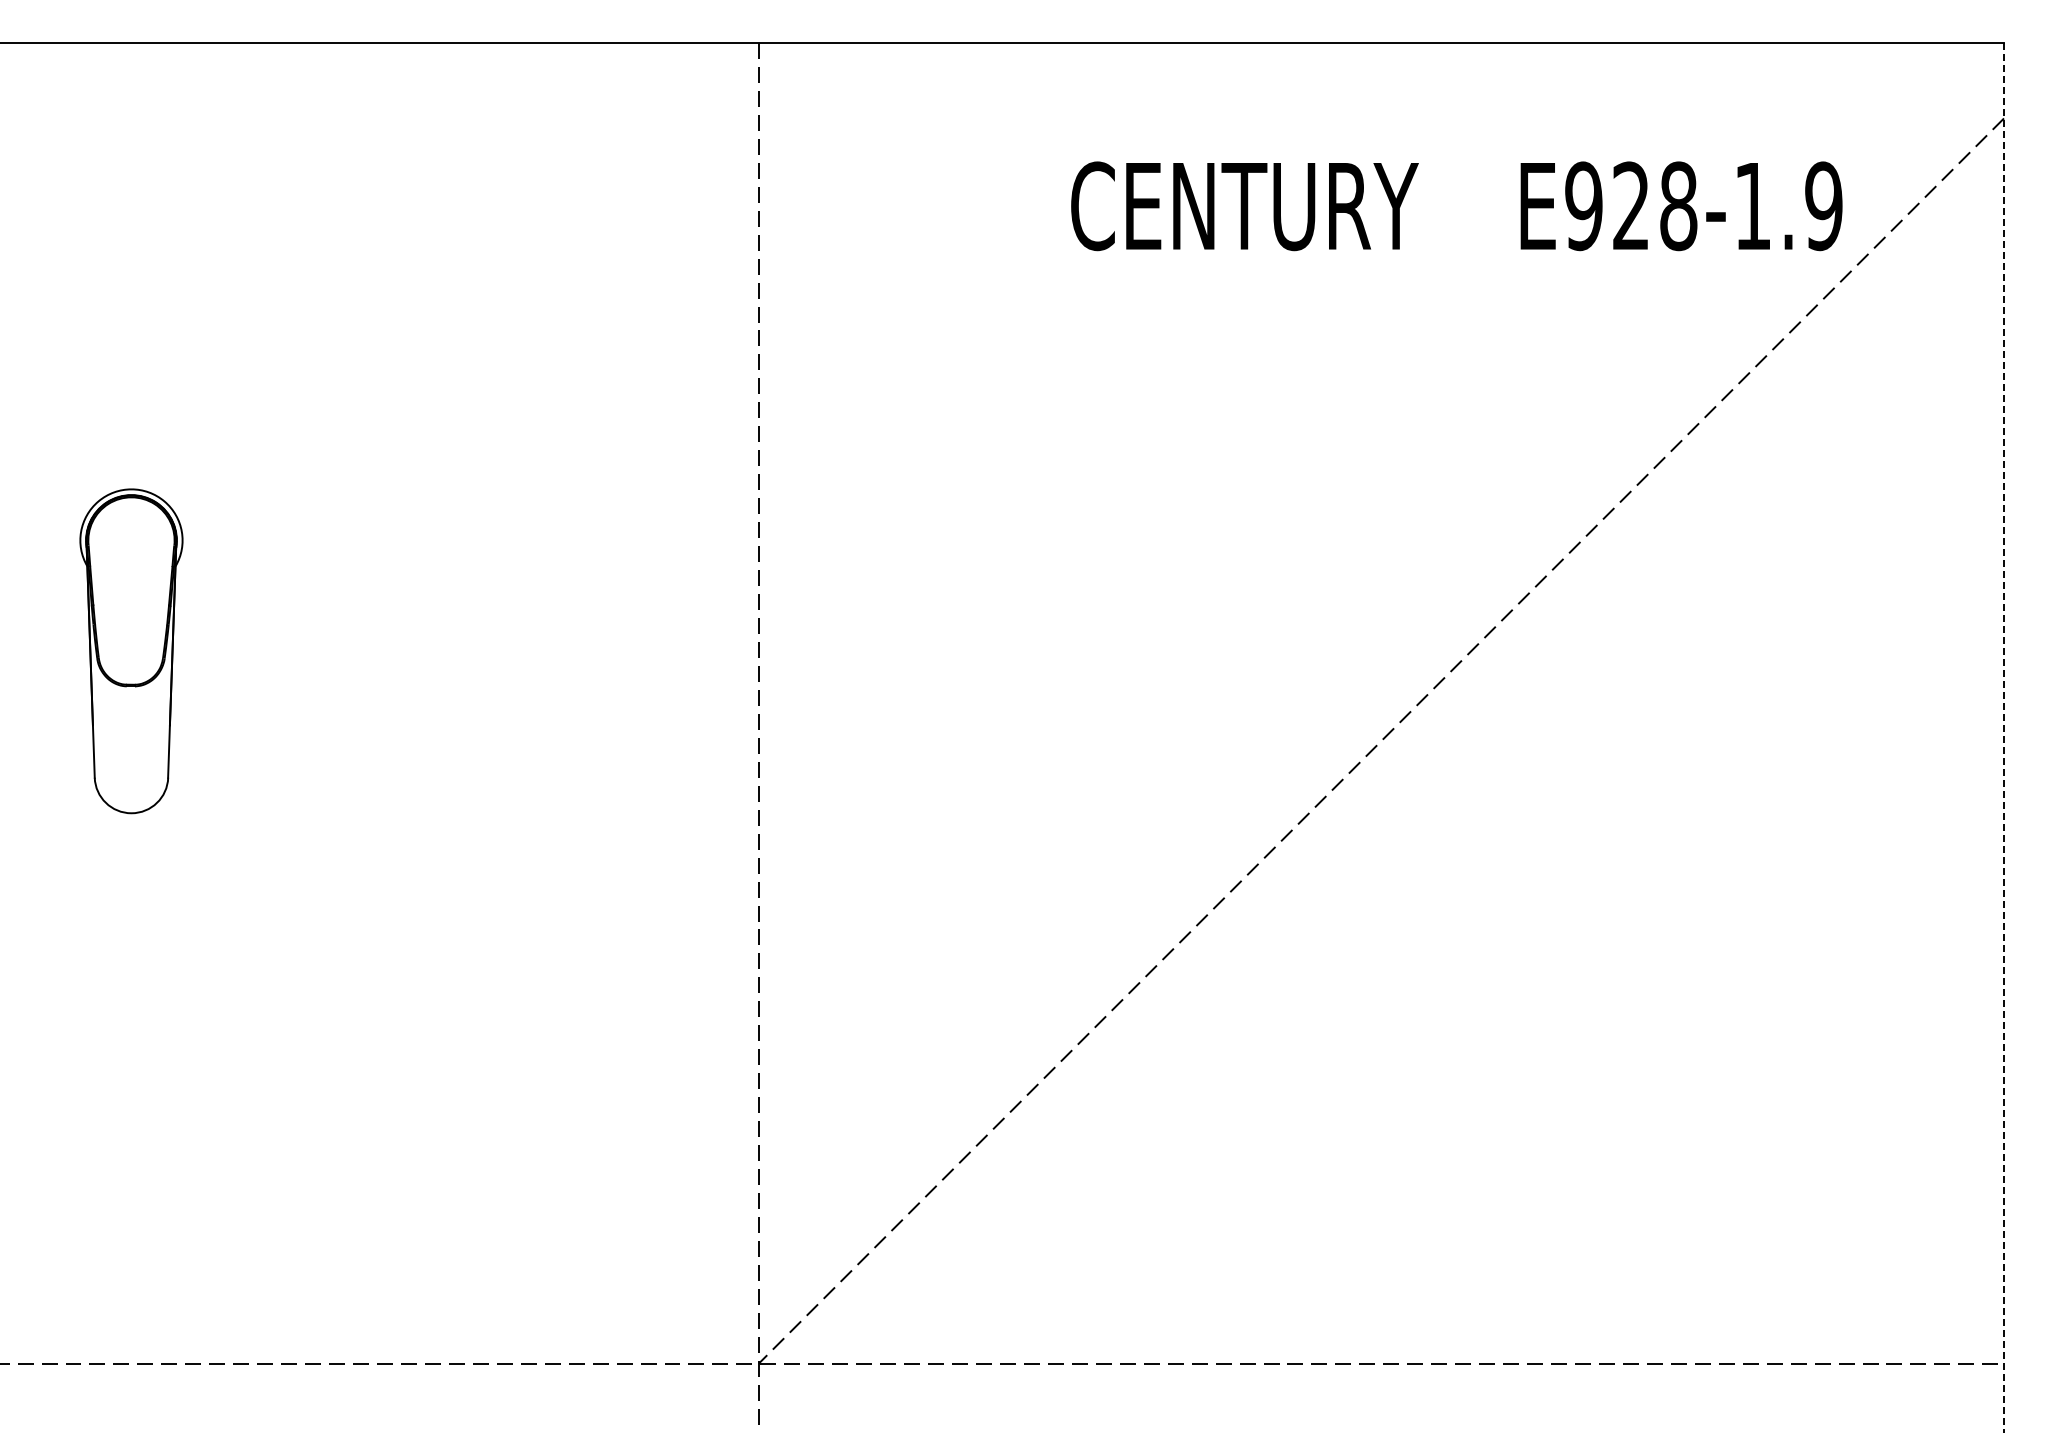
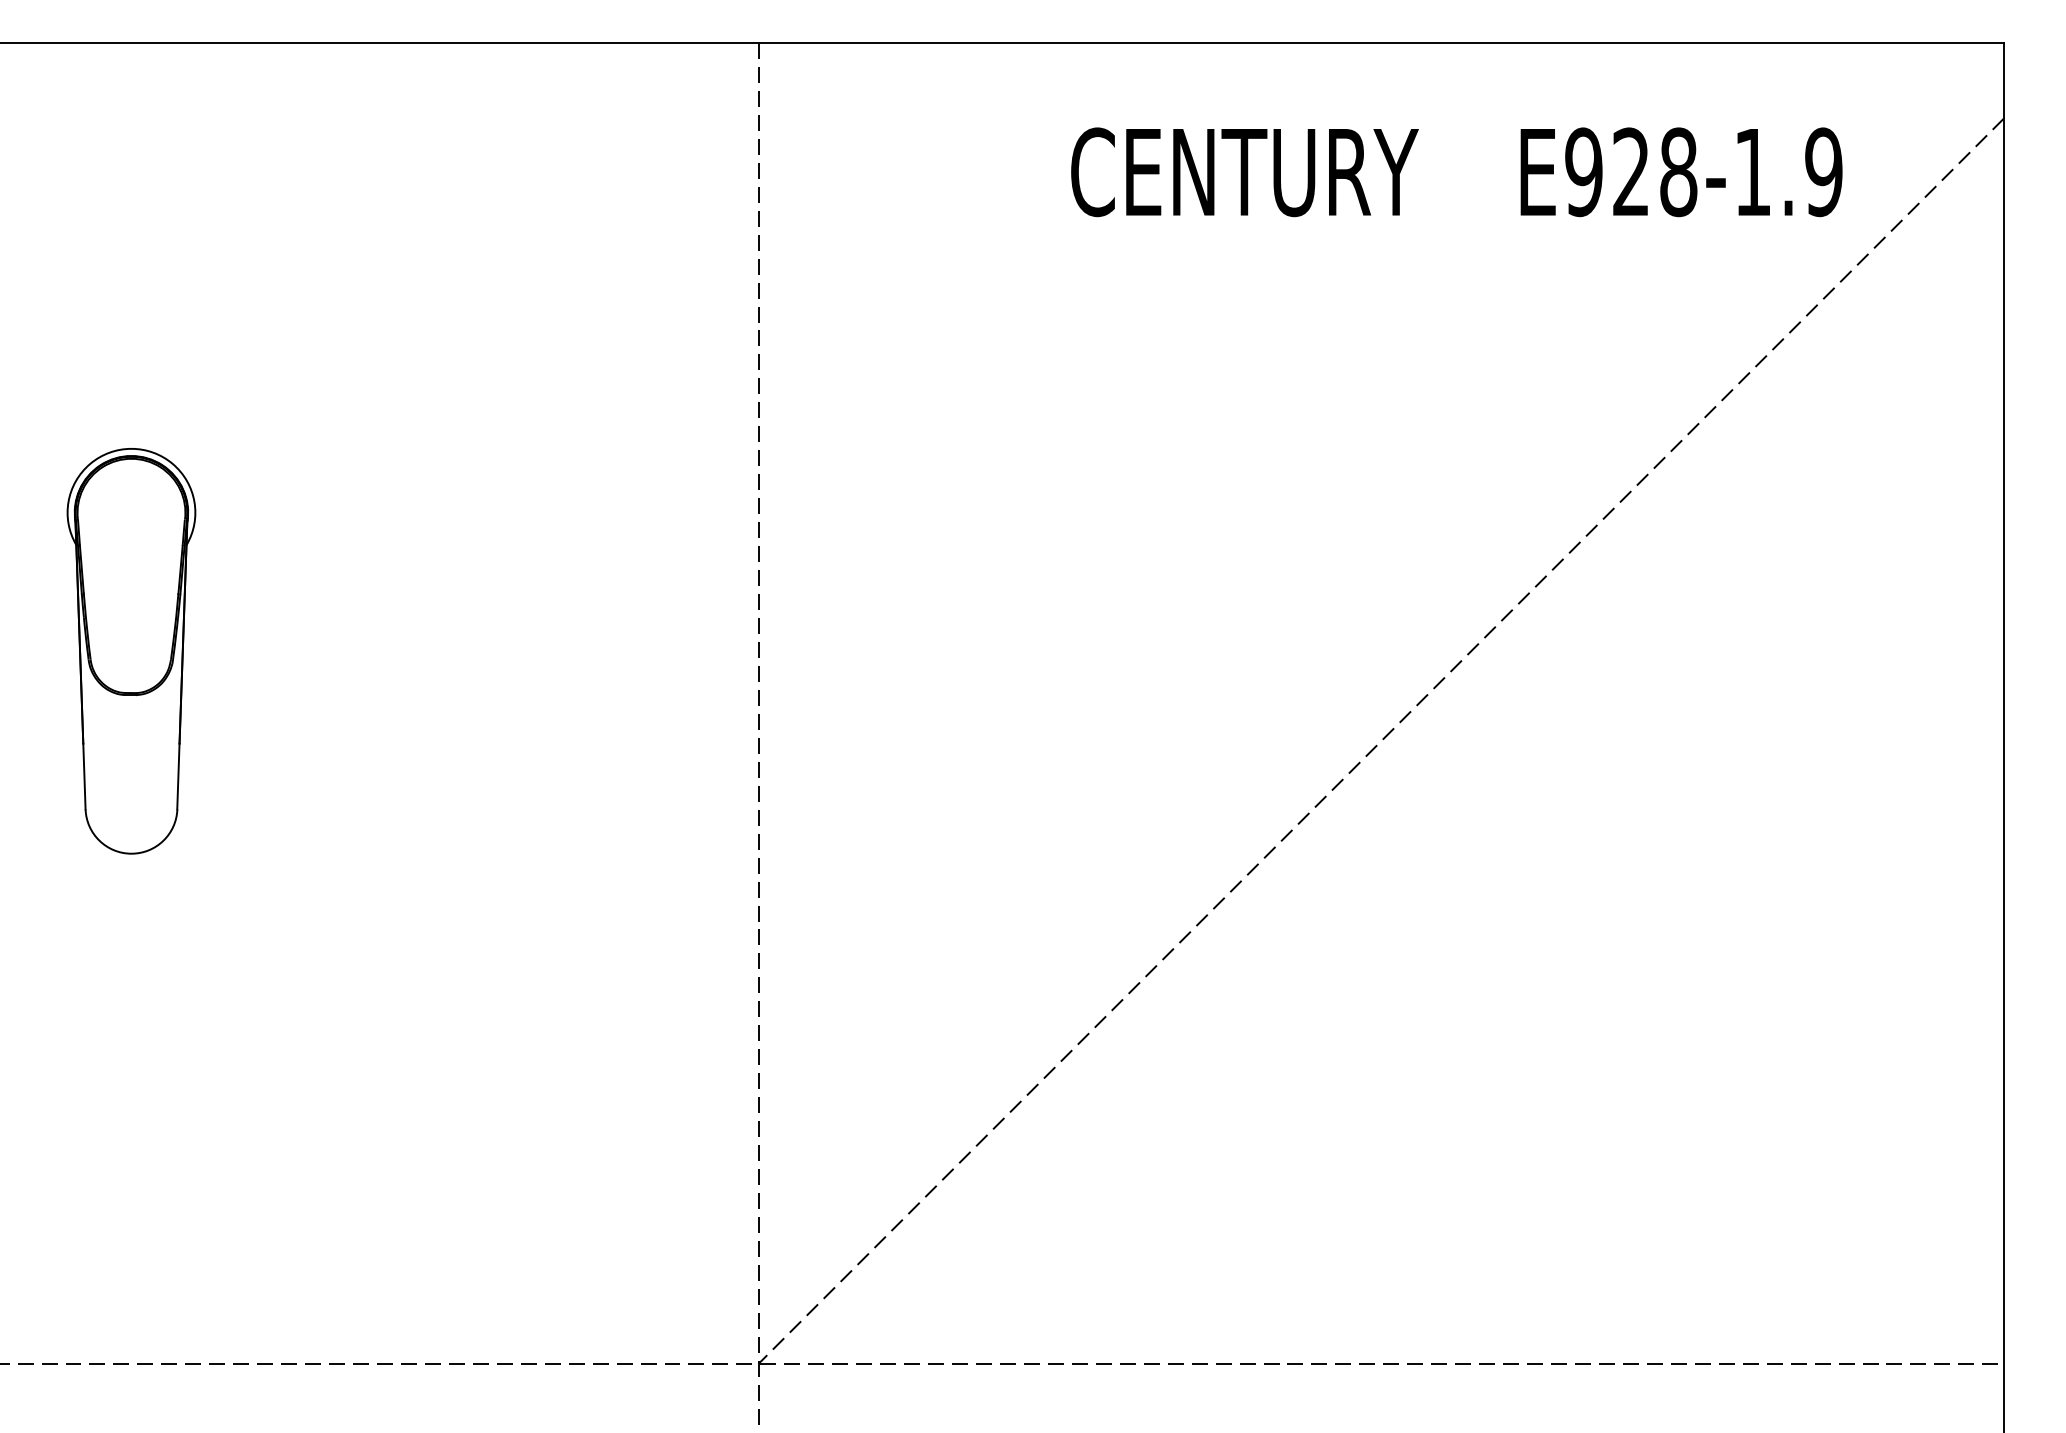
text position: (1456, 206) -> (1456, 172) (1456, 172)
part size: 105x327 px -> 131x407 px (131, 651)
line: dashed -> solid (2004, 737)
